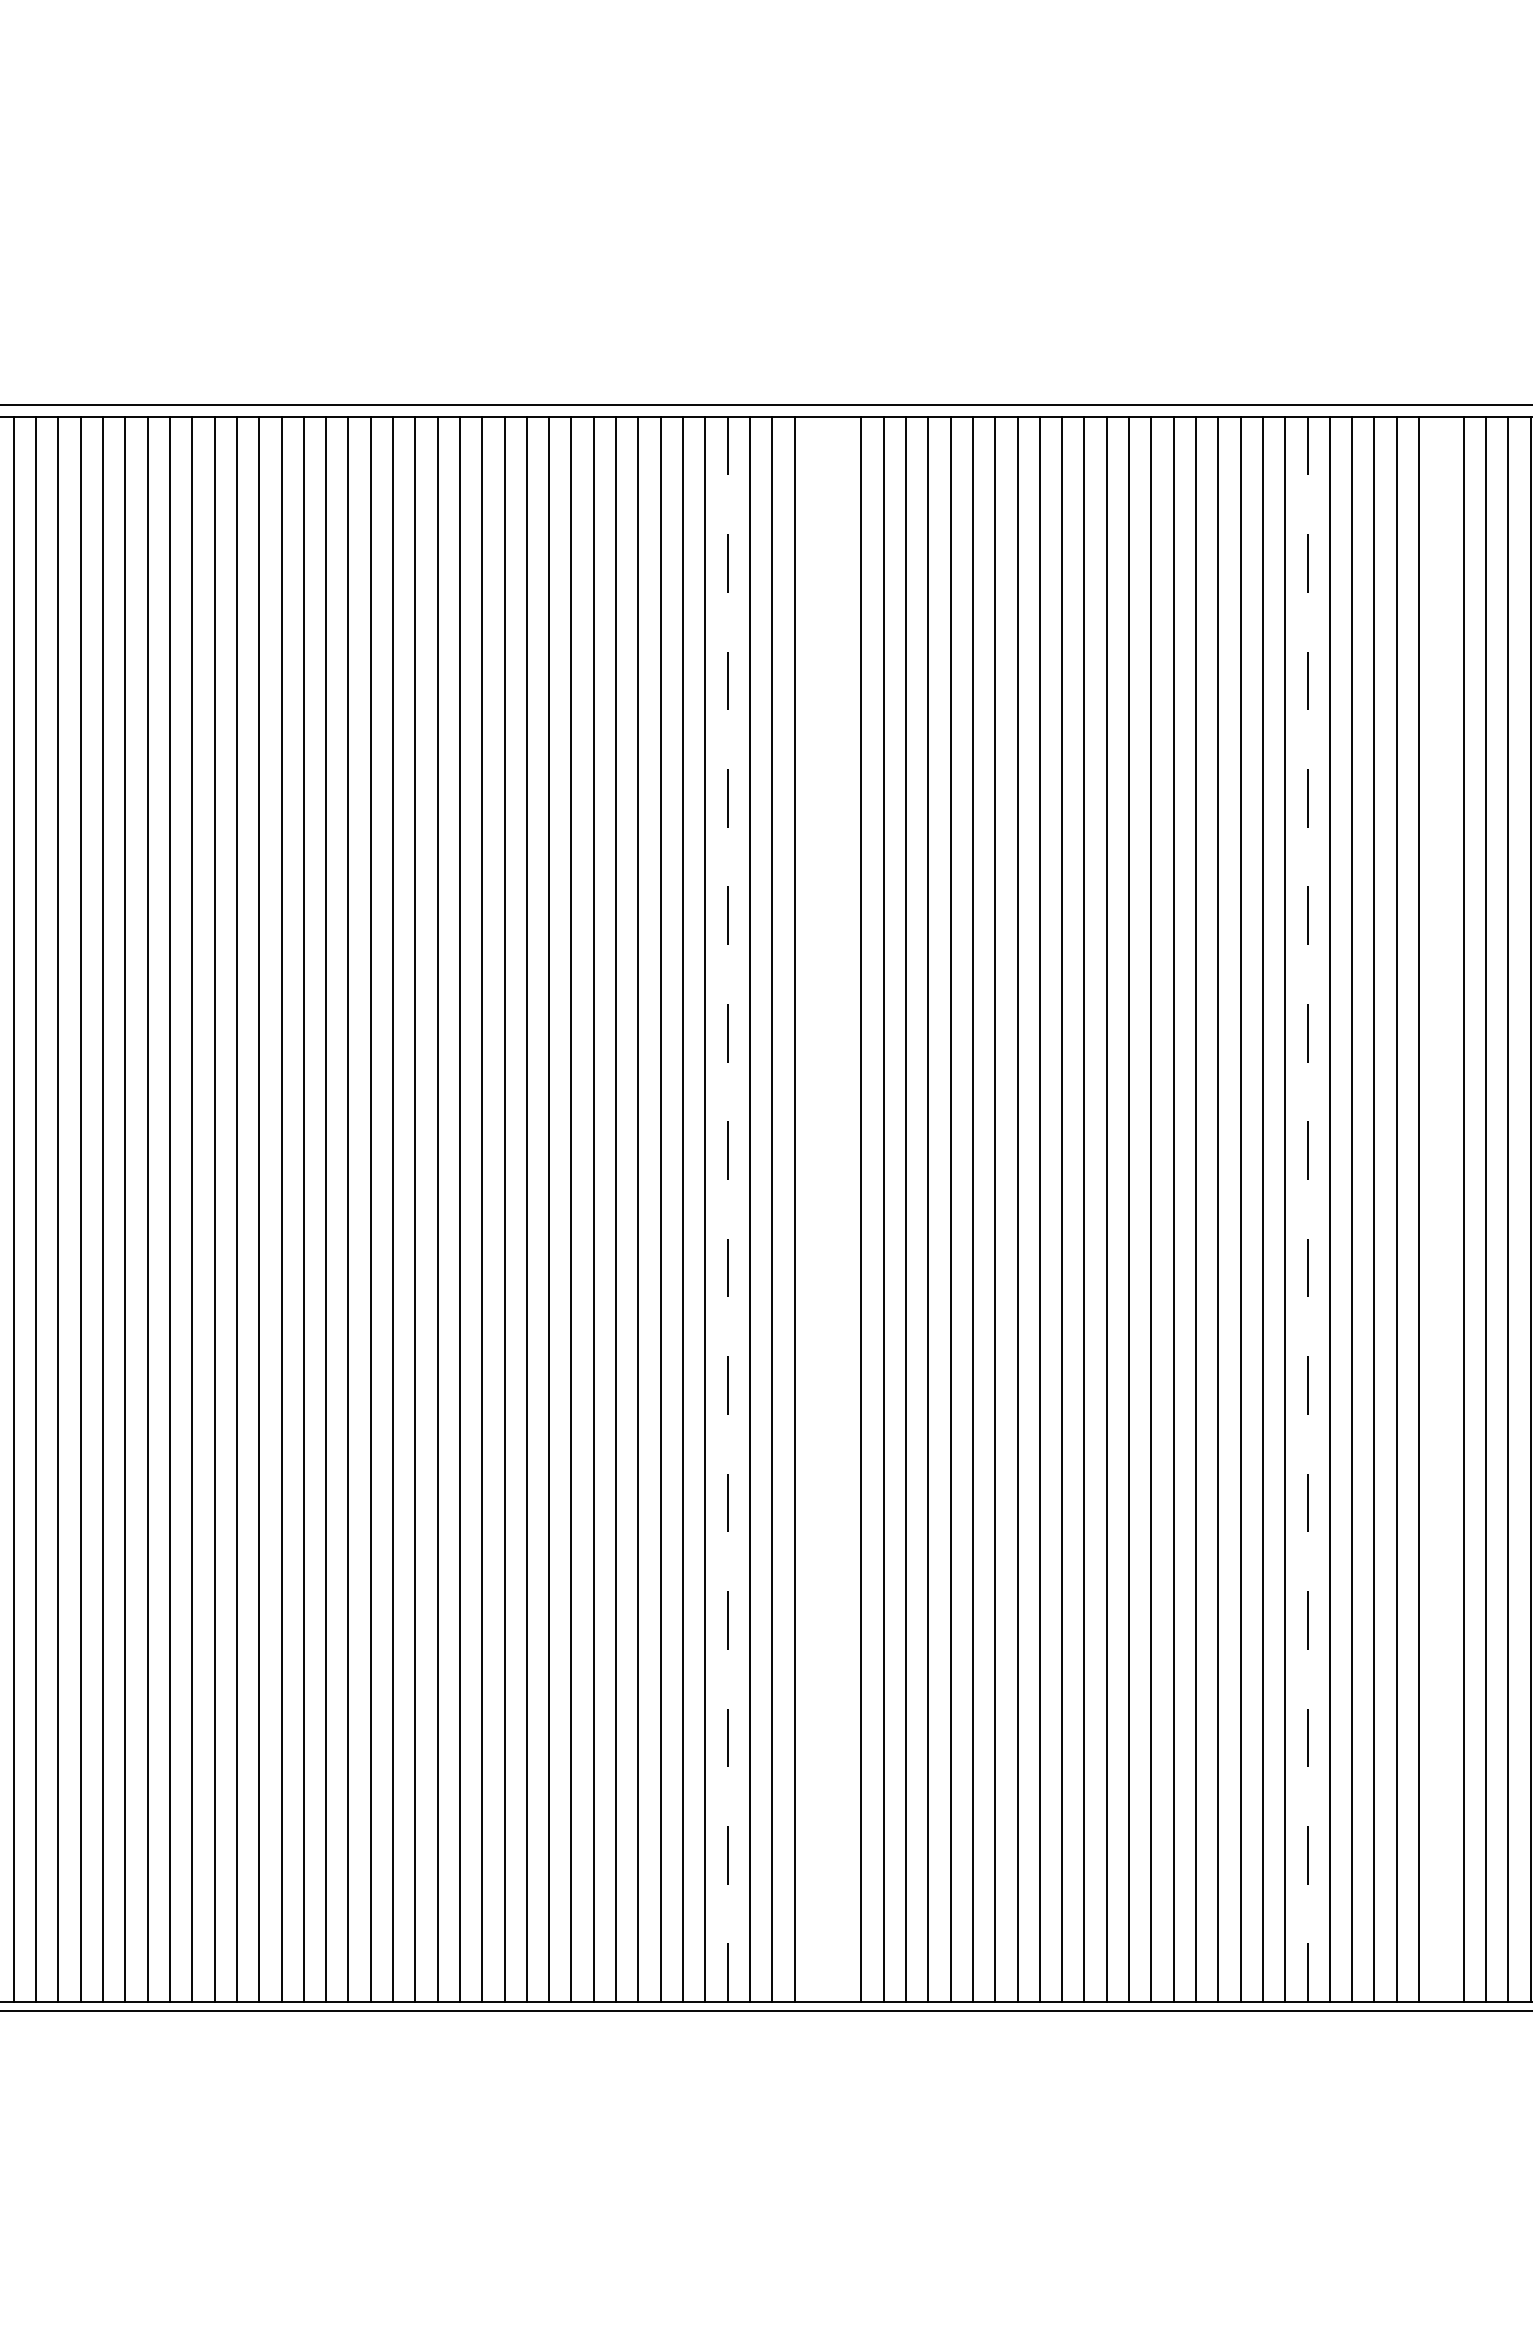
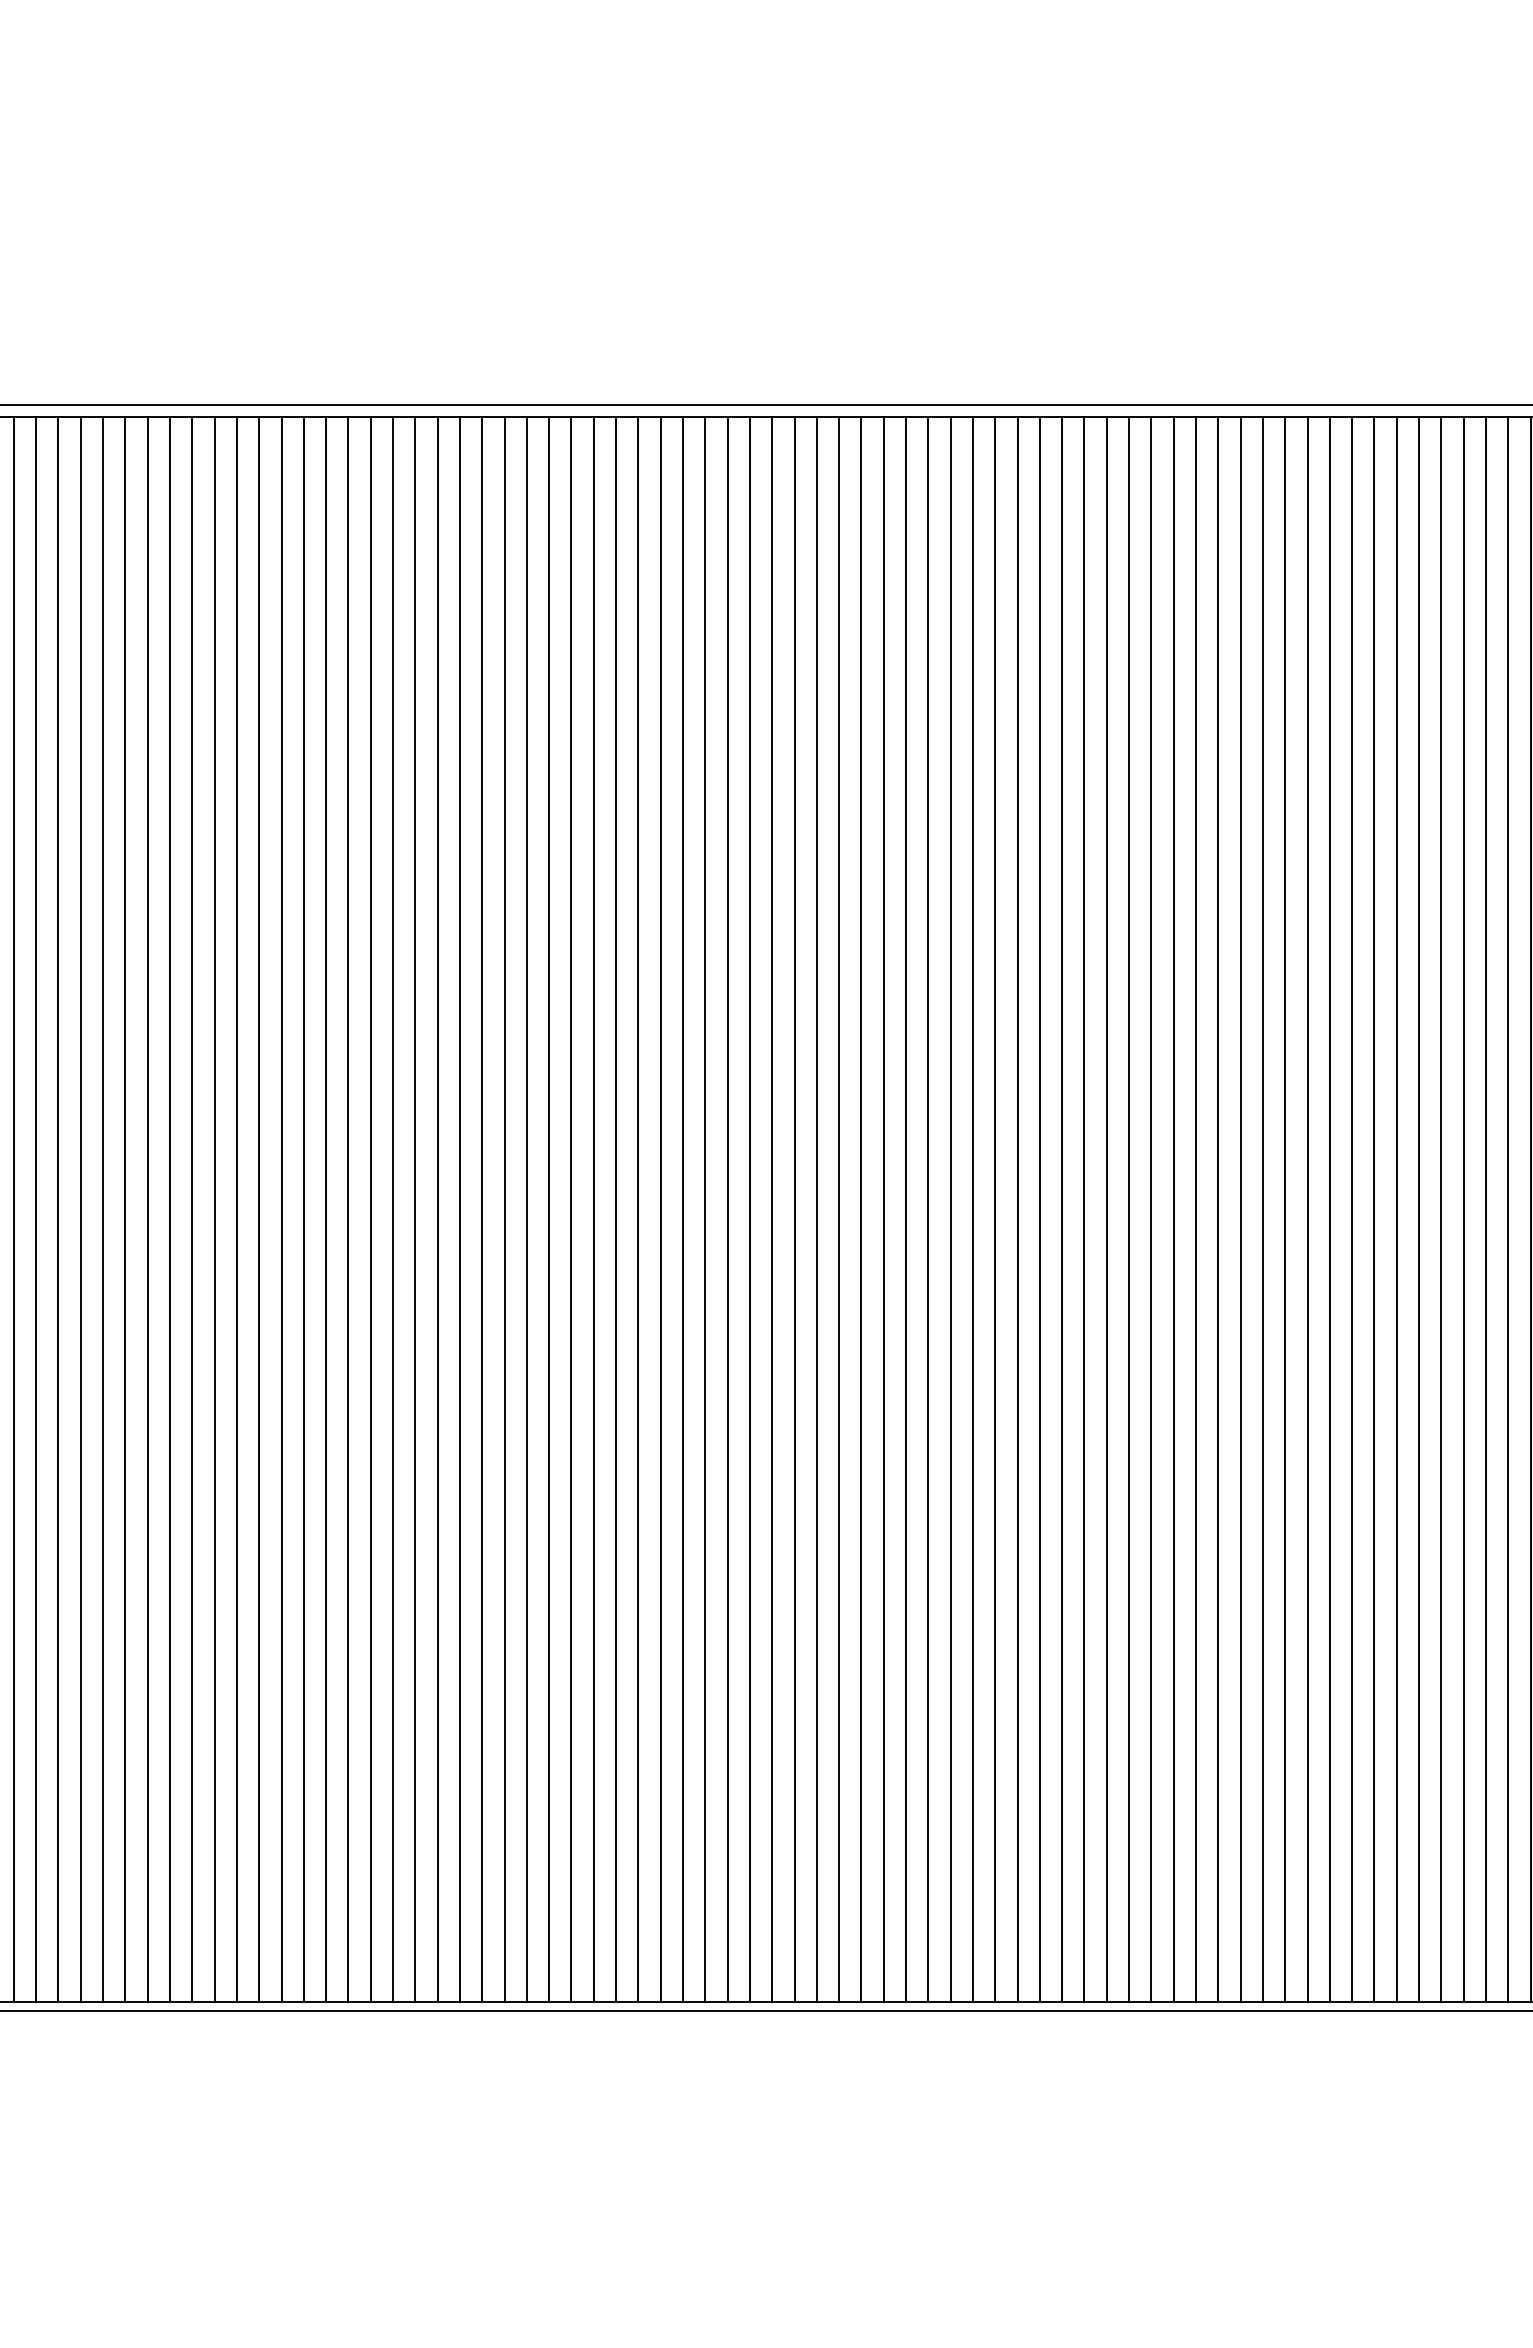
line: dashed -> solid (727, 1209)
line: none -> present (816, 1209)
line: none -> present (839, 1209)
line: dashed -> solid (1307, 1209)
line: none -> present (1441, 1209)
